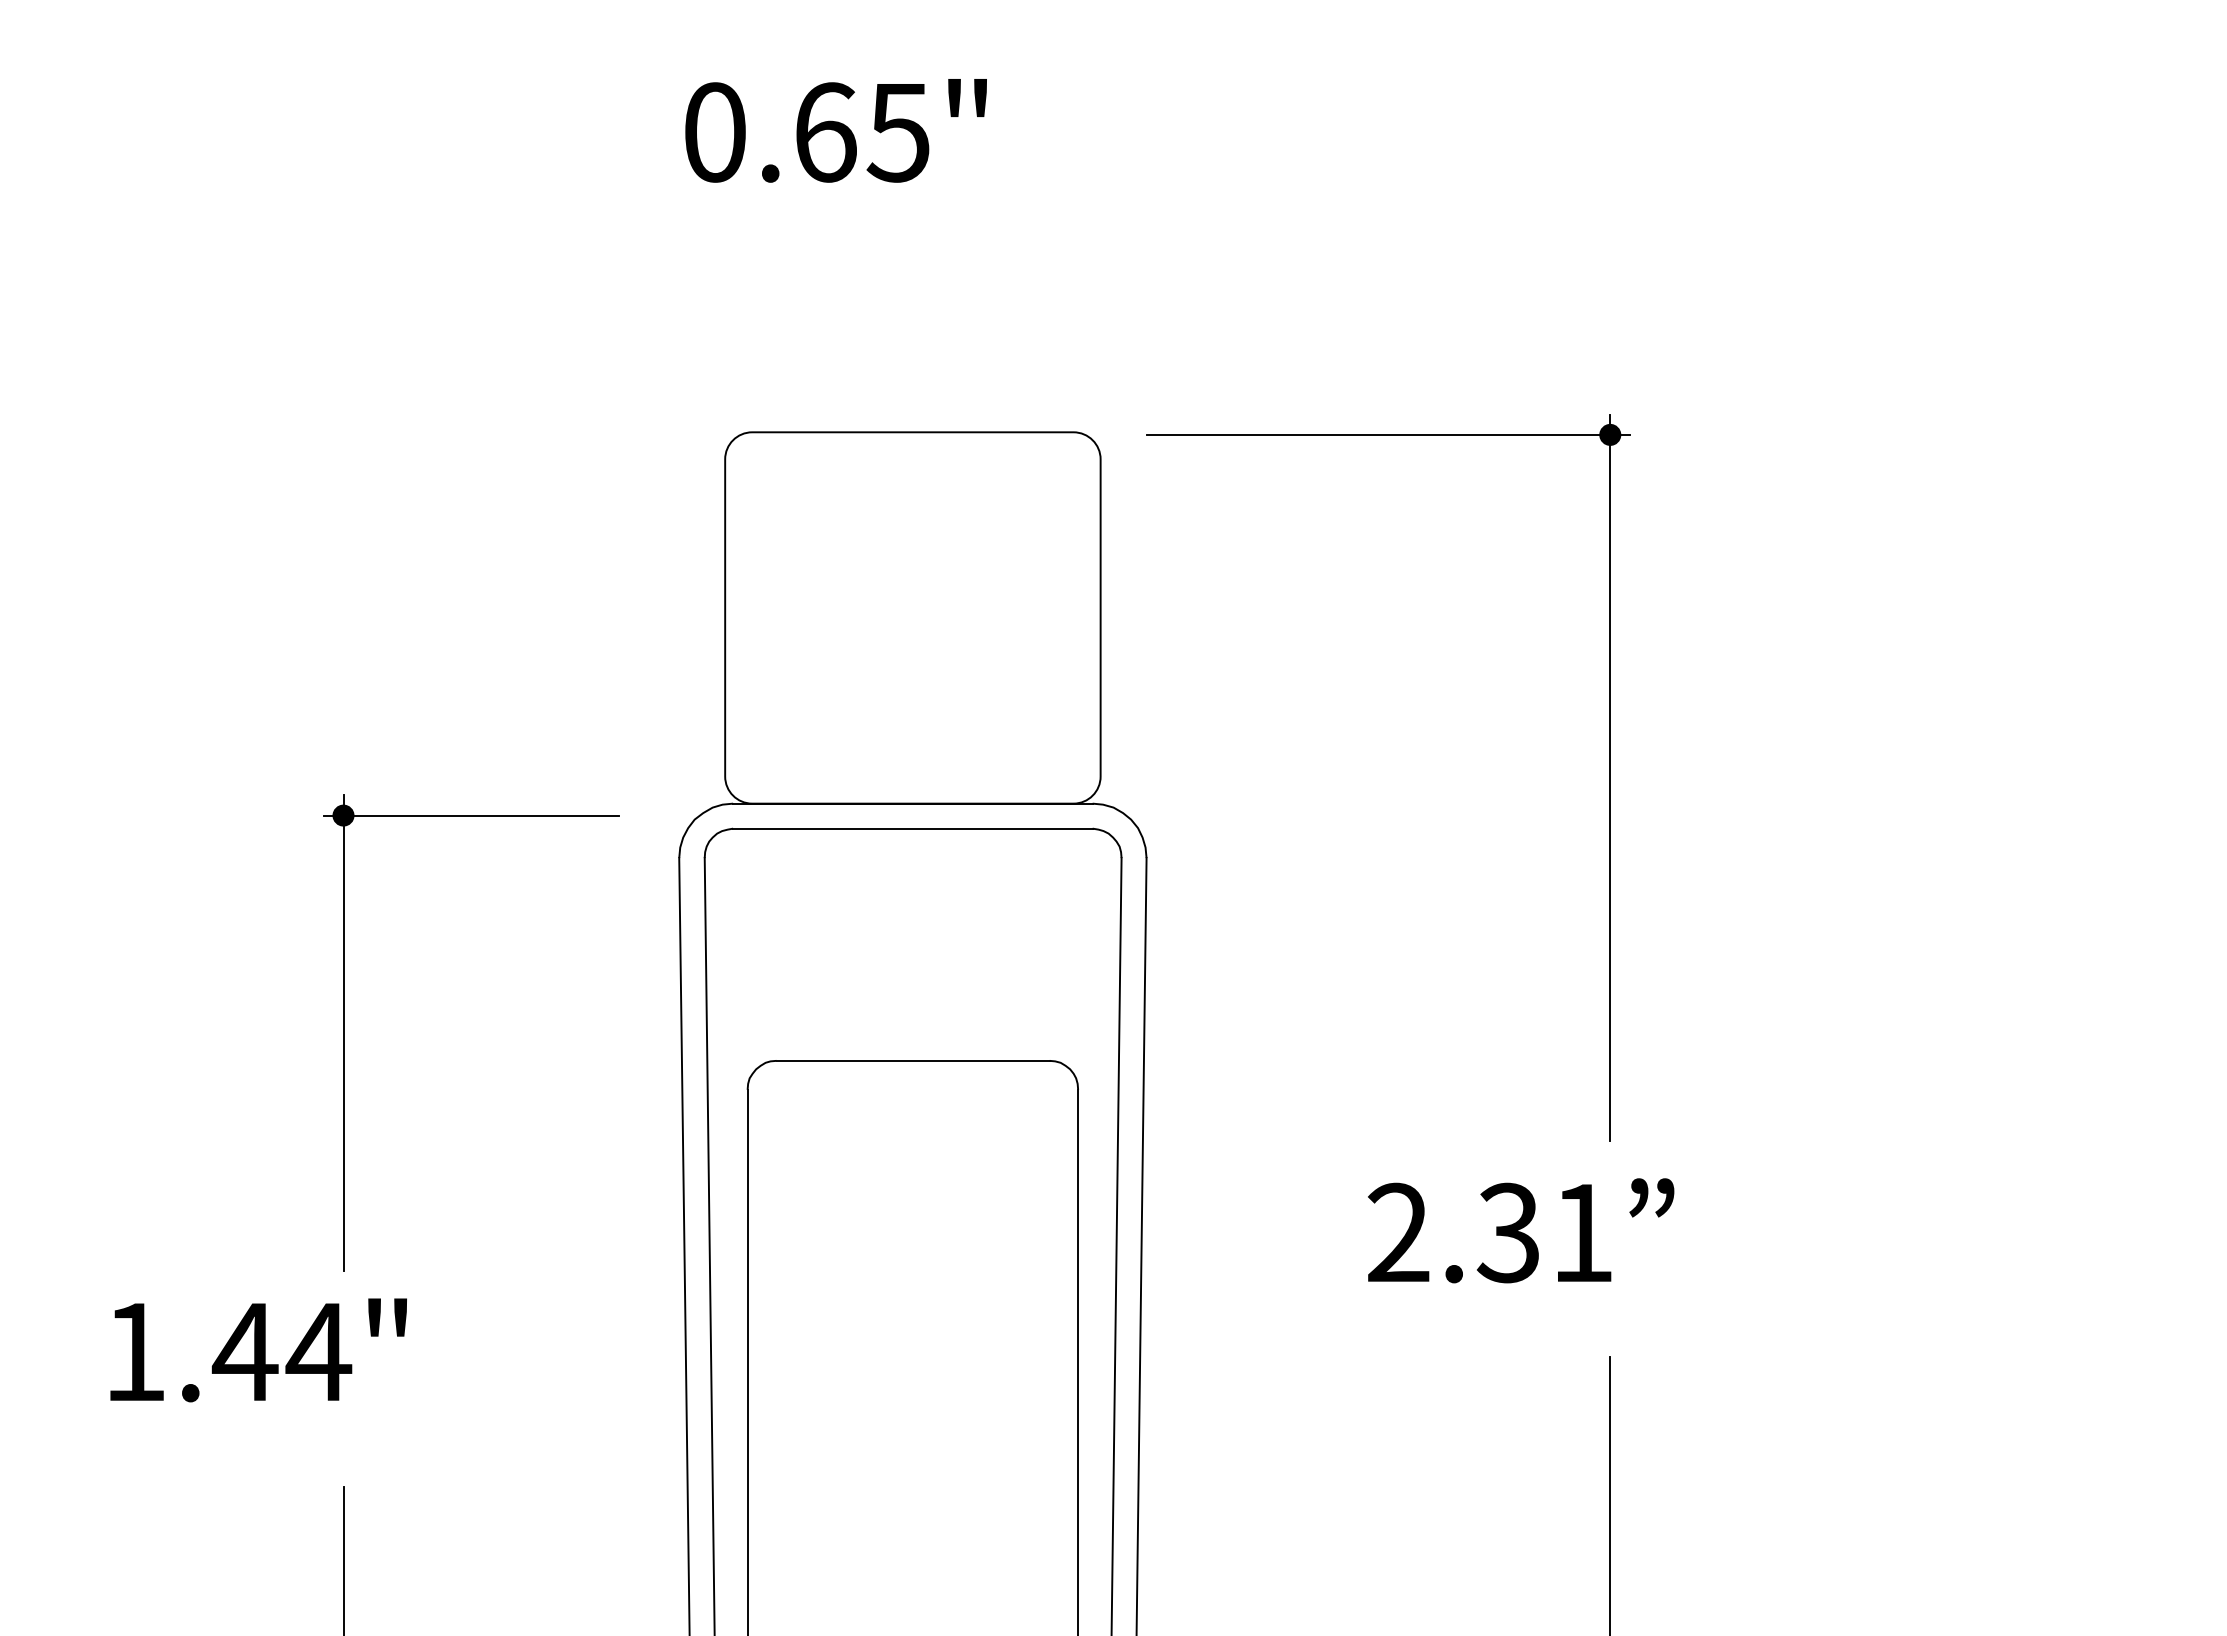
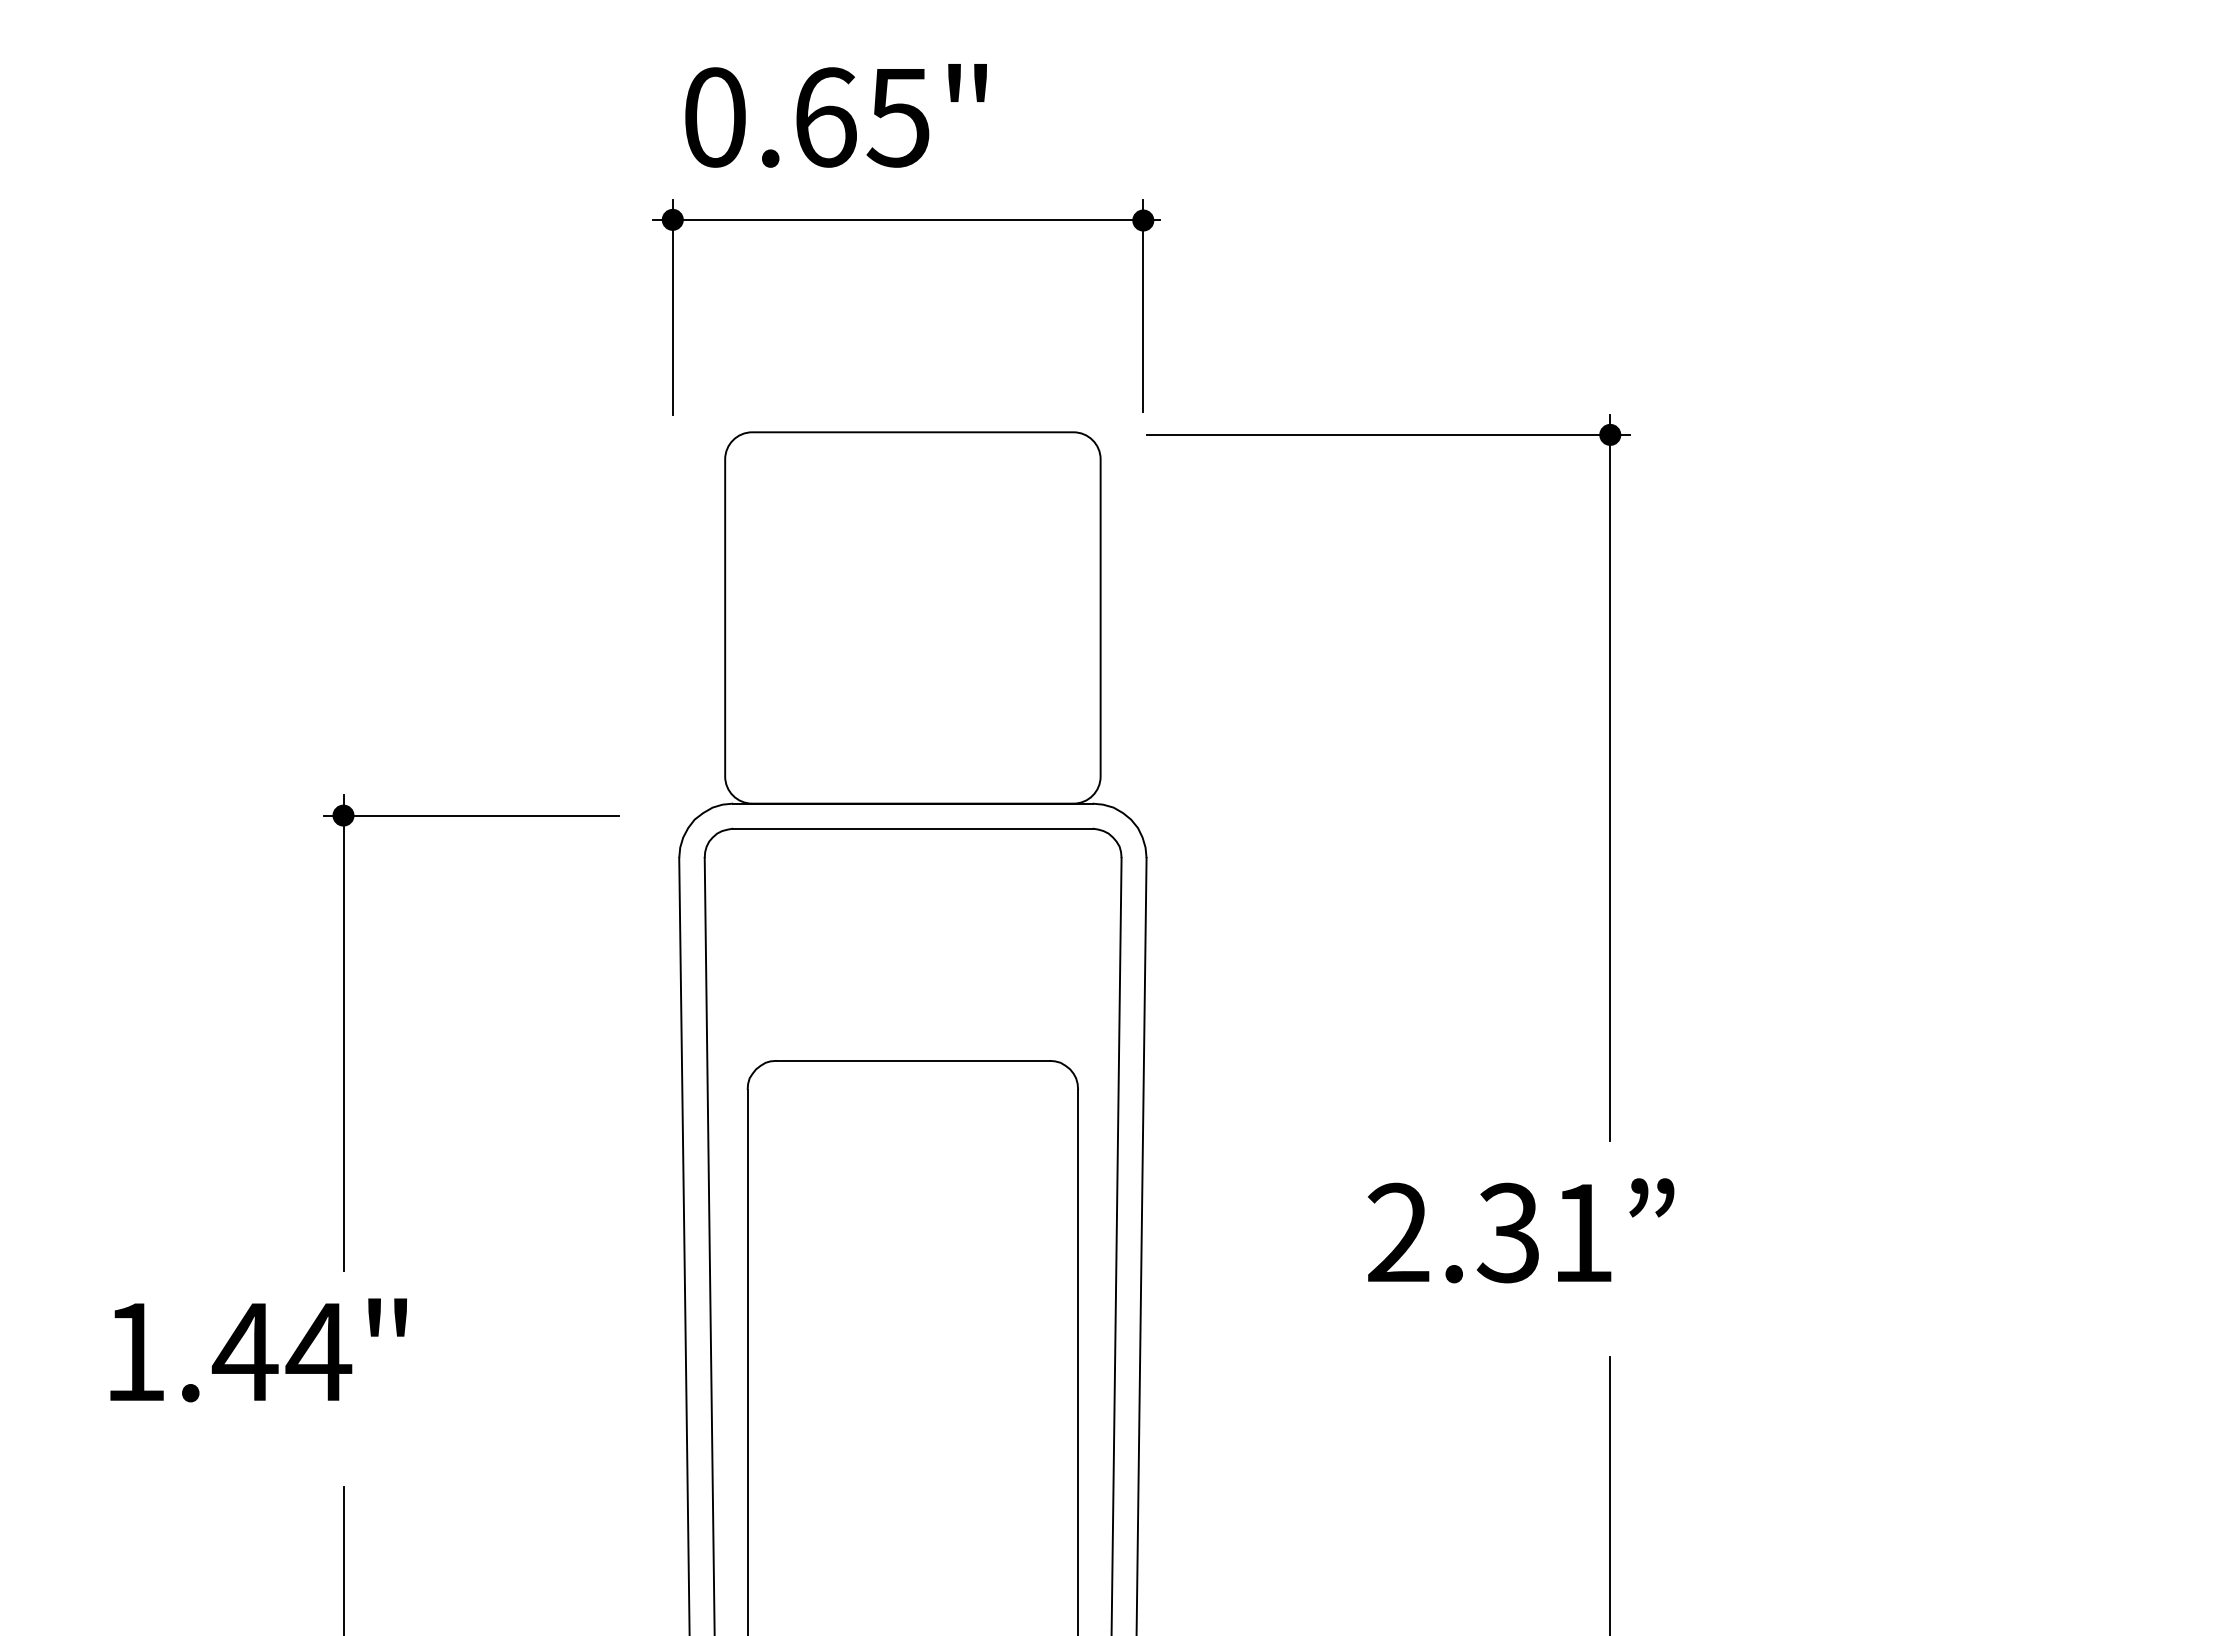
text position: (835, 130) -> (835, 115) (835, 115)
part: none -> present (906, 220)
